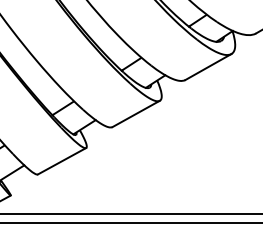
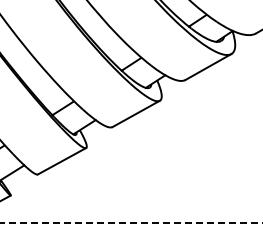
line: present -> none (130, 214)
line: solid -> dashed (131, 223)
